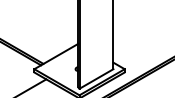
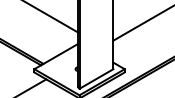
line: none -> present (52, 17)
line: none -> present (142, 23)
